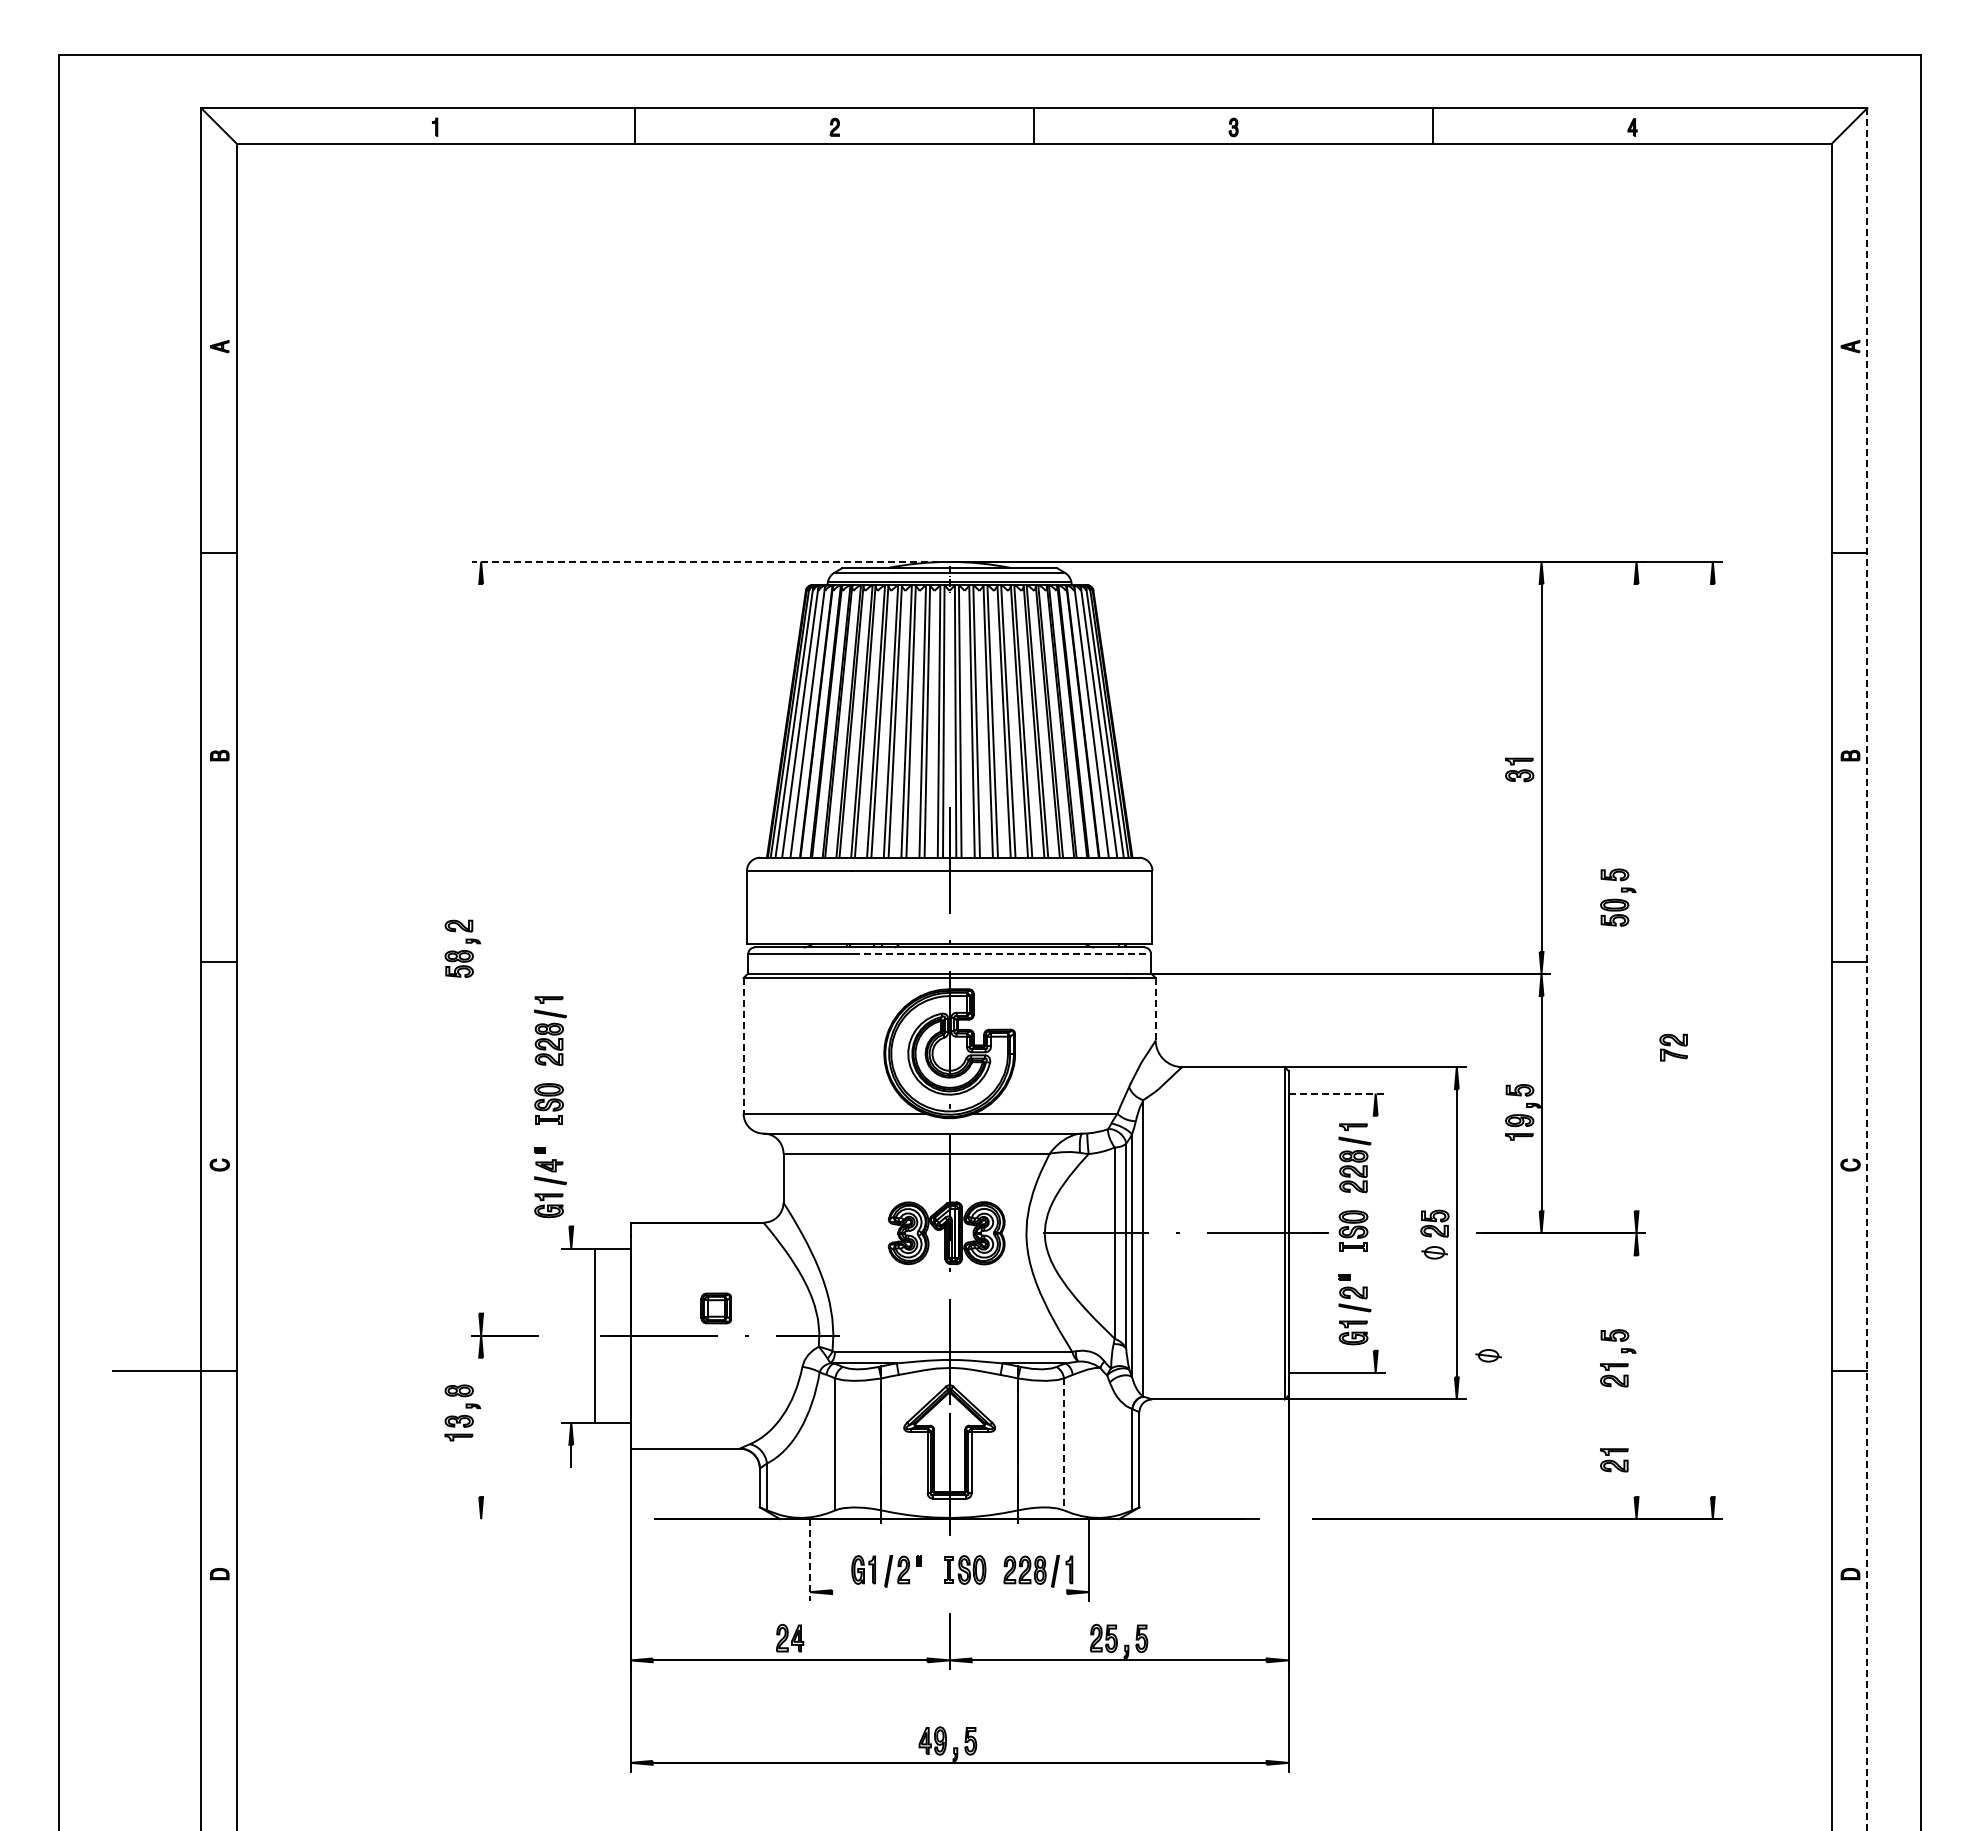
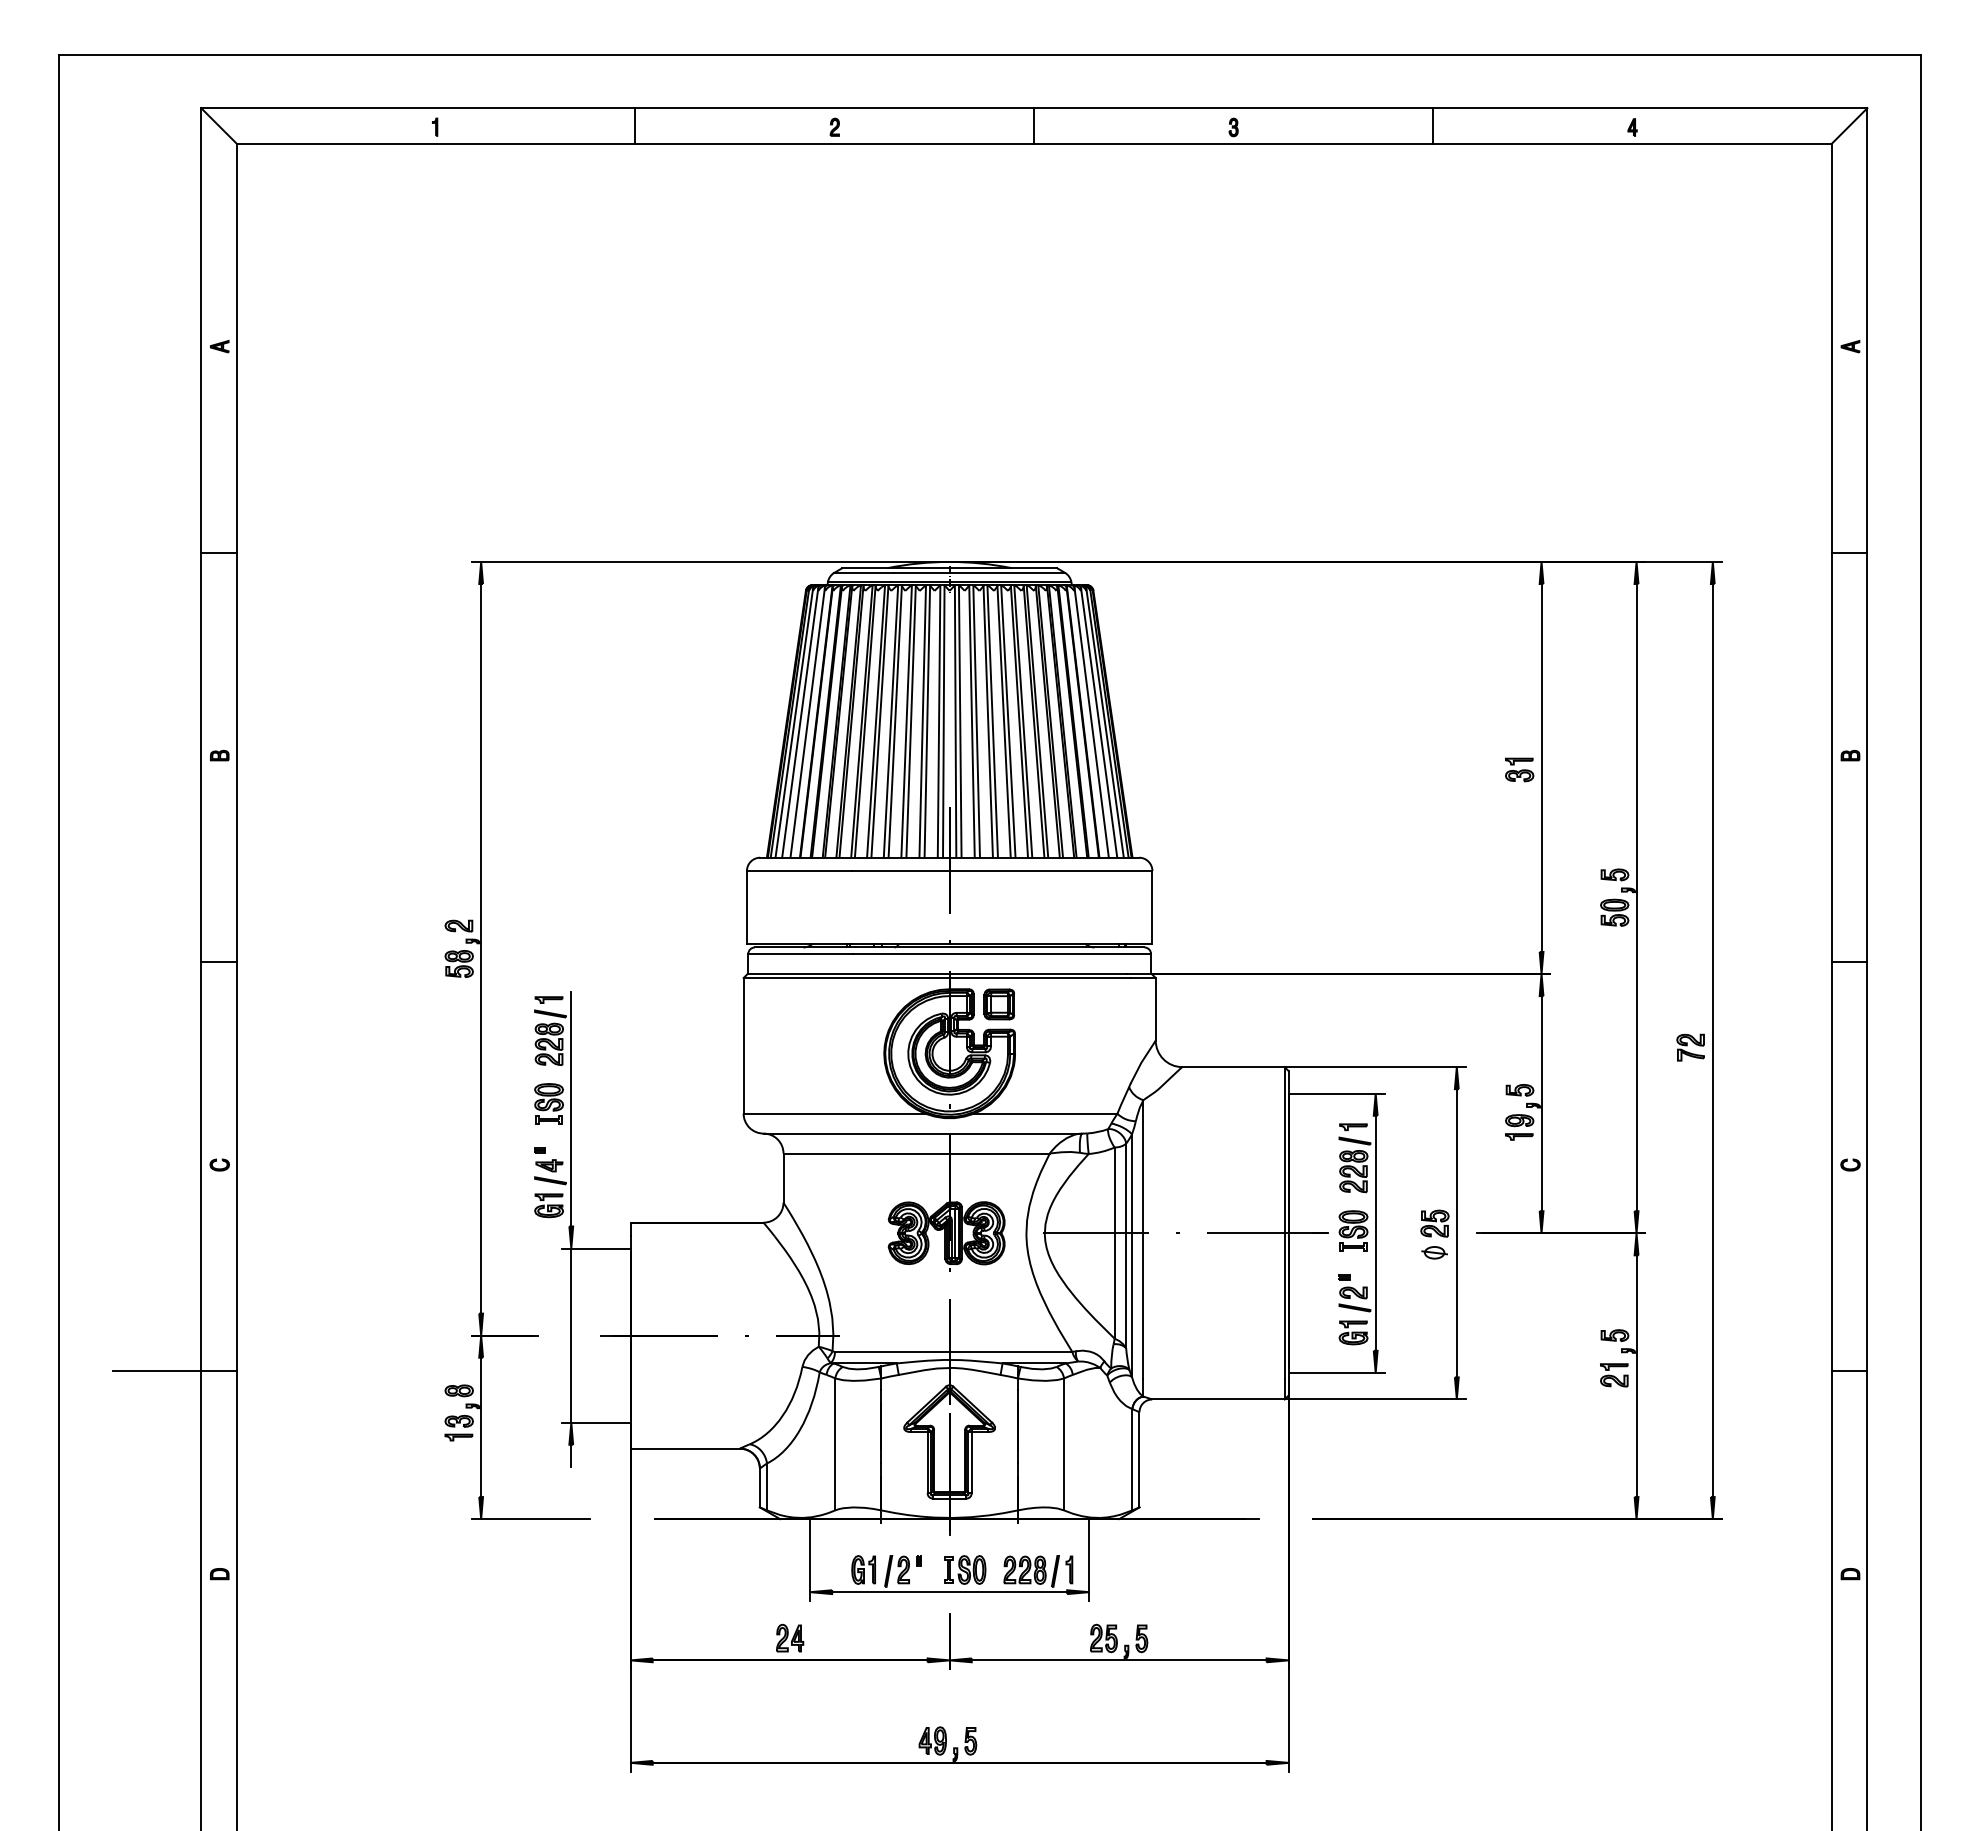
line: dashed -> solid (710, 561)
line: none -> present (1636, 897)
line: none -> present (481, 948)
line: dashed -> solid (1002, 954)
line: dashed -> solid (1867, 969)
line: dashed -> solid (1155, 1009)
line: none -> present (1712, 1040)
line: dashed -> solid (743, 1045)
part position: (1673, 1047) -> (1690, 1047) (1690, 1047)
line: dashed -> solid (1336, 1093)
line: none -> present (571, 1108)
line: none -> present (1375, 1232)
part position: (715, 1308) -> (998, 1004) (998, 1004)
line position: (595, 1335) -> (571, 1335) (571, 1335)
part: present -> none (1488, 1355)
line: none -> present (1636, 1376)
line: none -> present (481, 1427)
line: dashed -> solid (1064, 1444)
part: present -> none (1614, 1460)
line: none -> present (531, 1519)
line: dashed -> solid (810, 1560)
line: none -> present (949, 1592)
